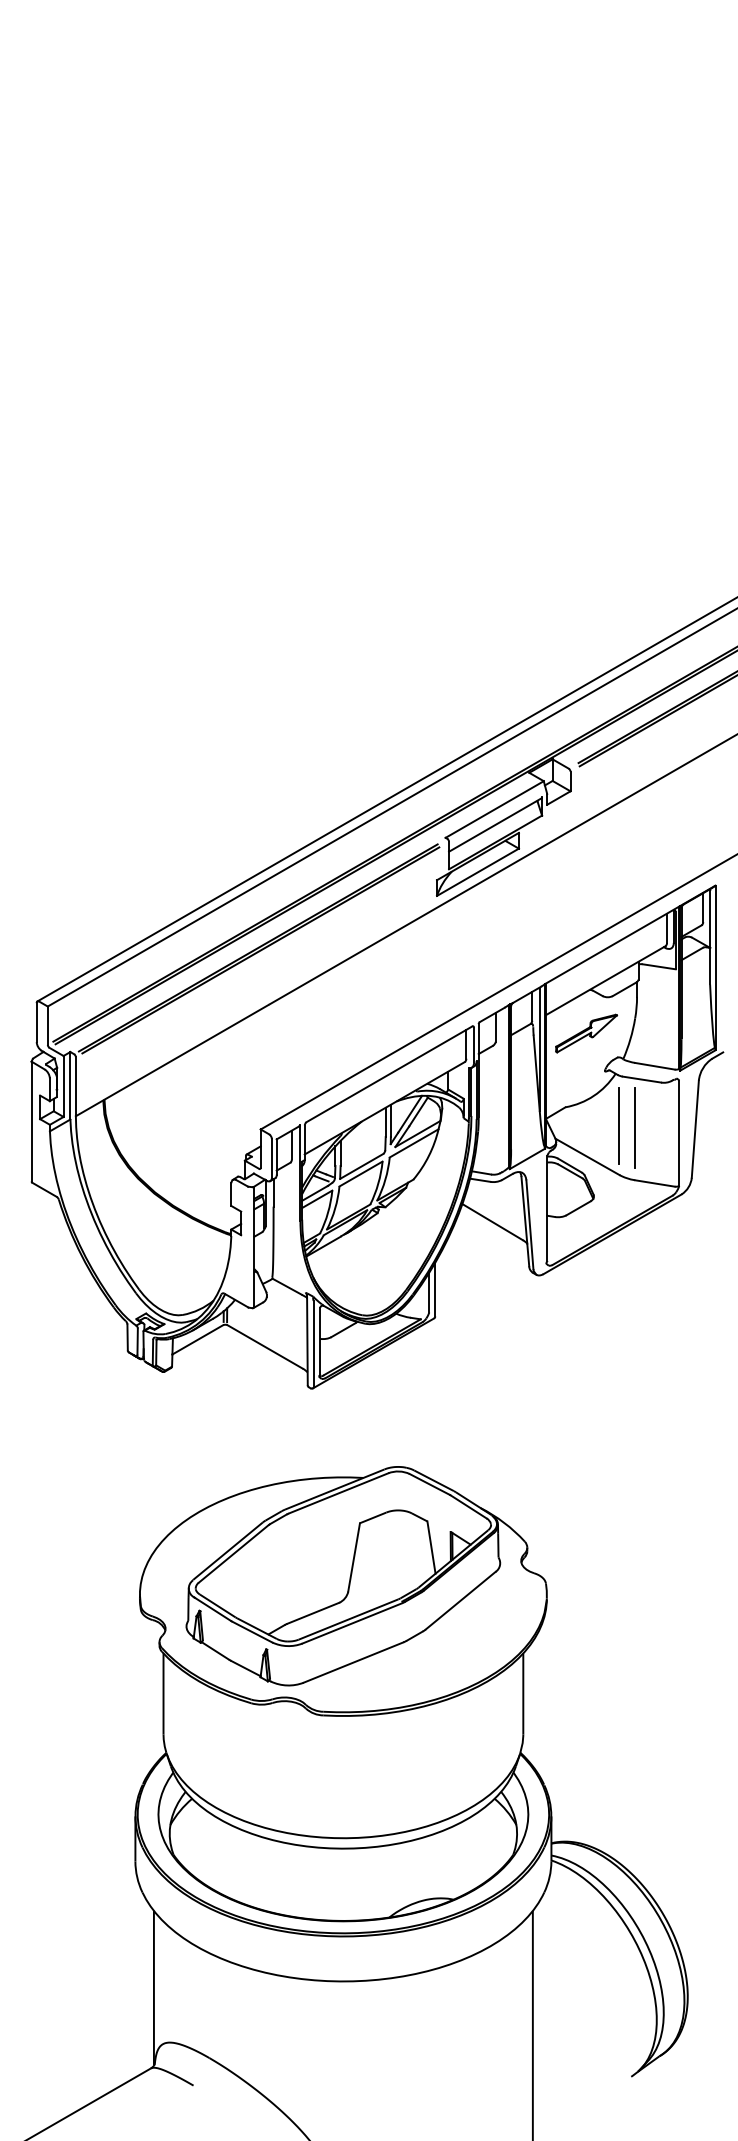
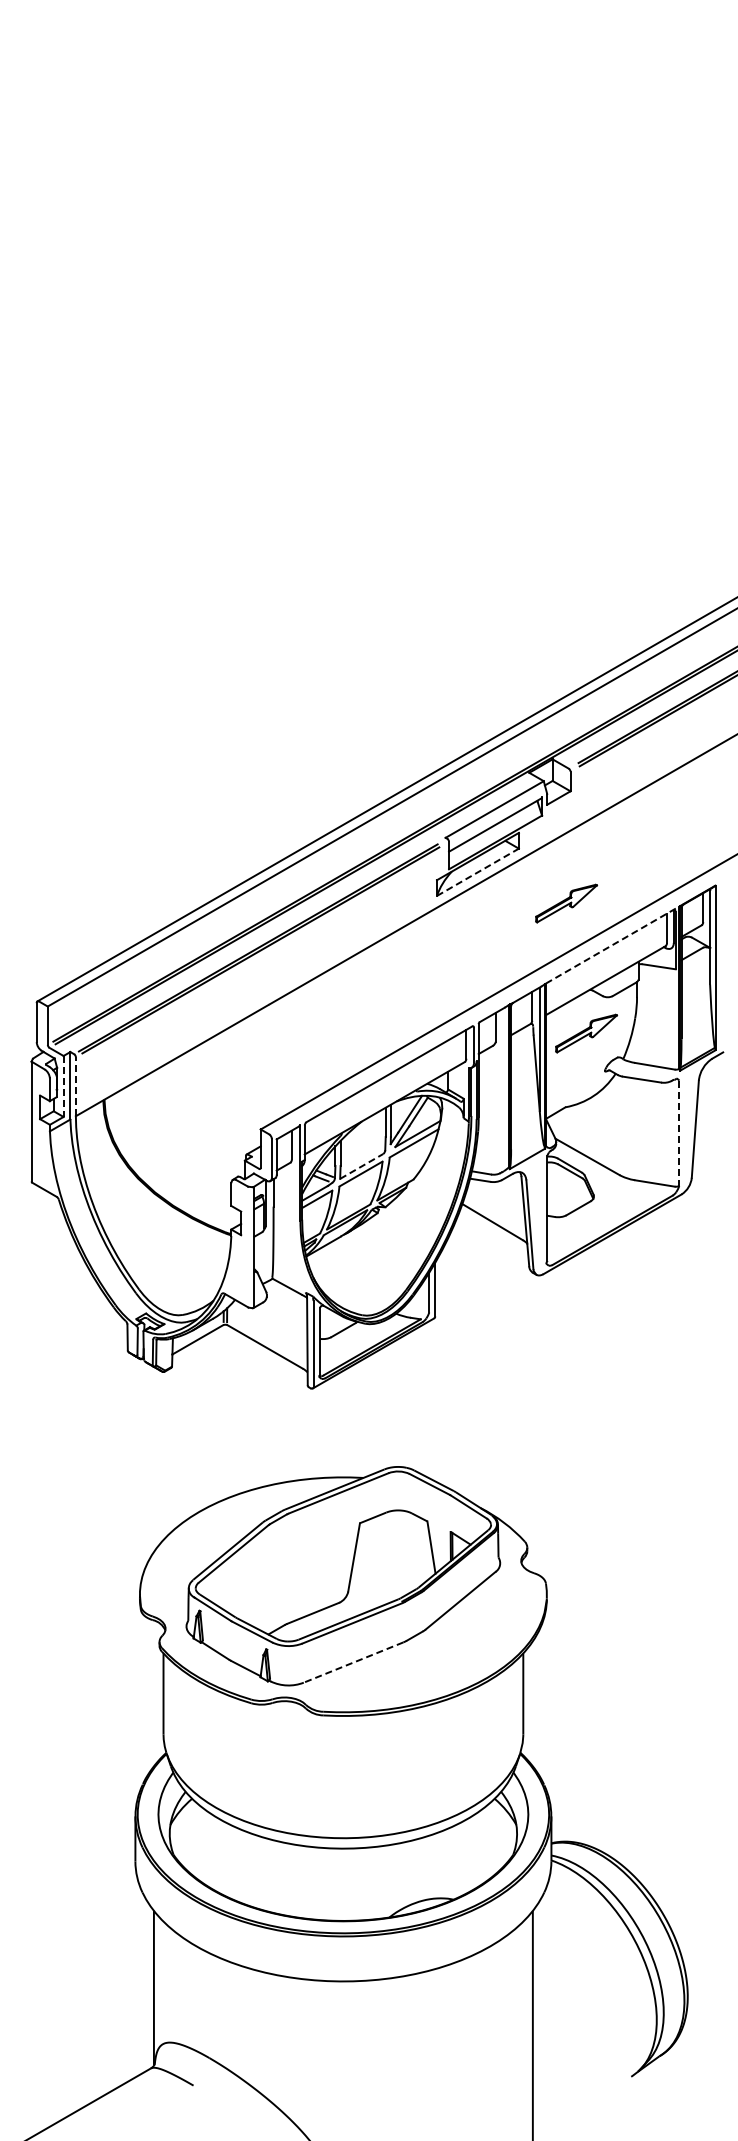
line: solid -> dashed (478, 872)
part: none -> present (566, 903)
line: solid -> dashed (613, 944)
line: solid -> dashed (63, 1086)
line: solid -> dashed (75, 1086)
line: present -> none (619, 1125)
line: present -> none (634, 1127)
line: solid -> dashed (679, 1133)
line: solid -> dashed (361, 1166)
line: solid -> dashed (353, 1662)
